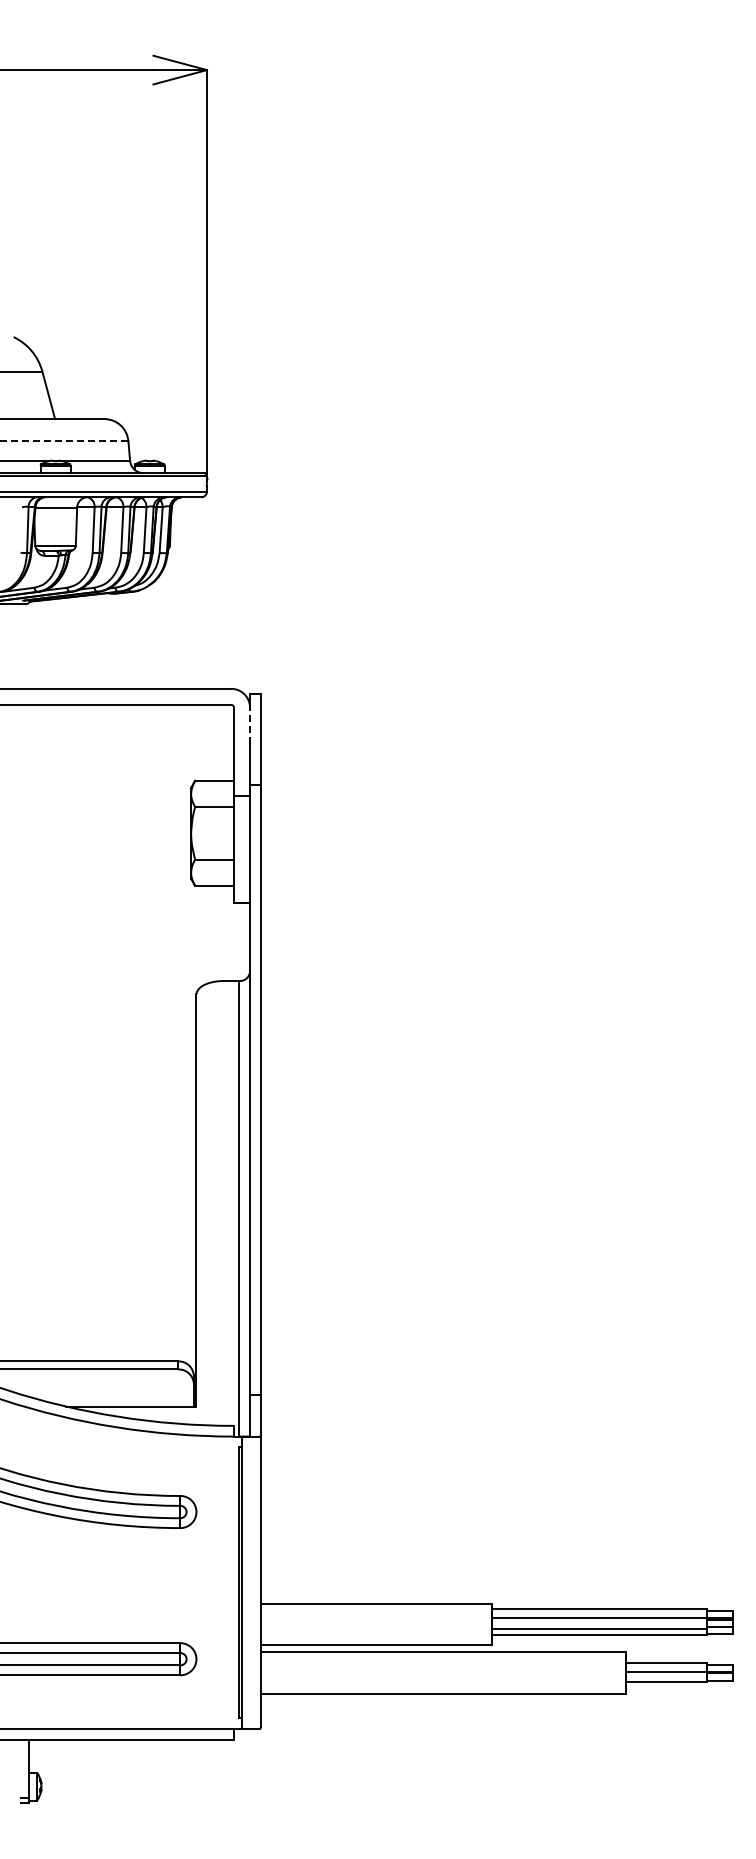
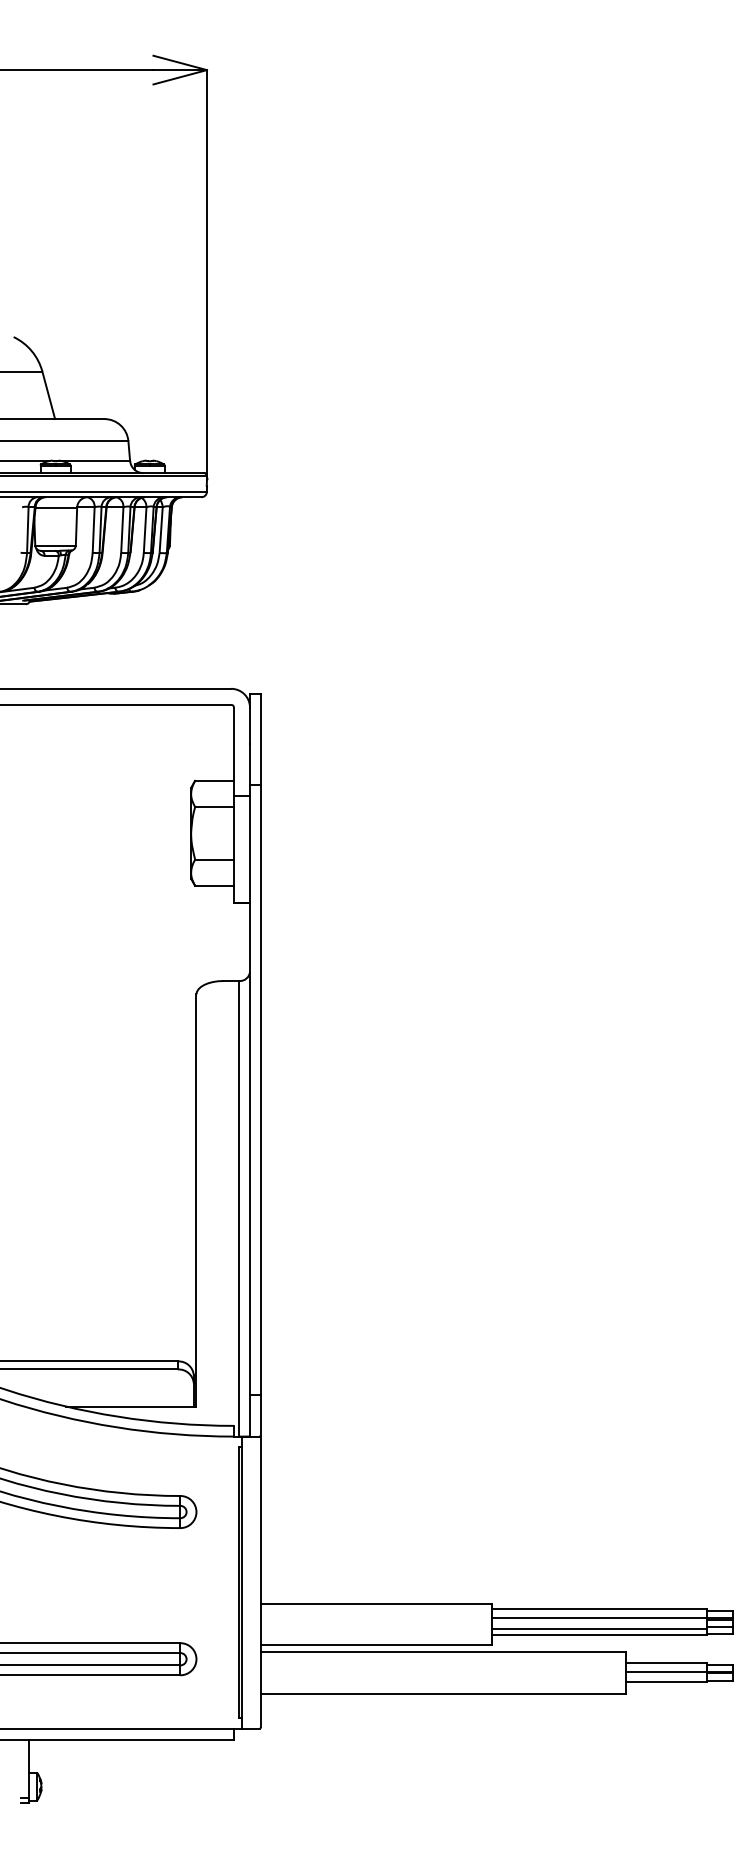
line: dashed -> solid (64, 441)
line: dashed -> solid (250, 725)
